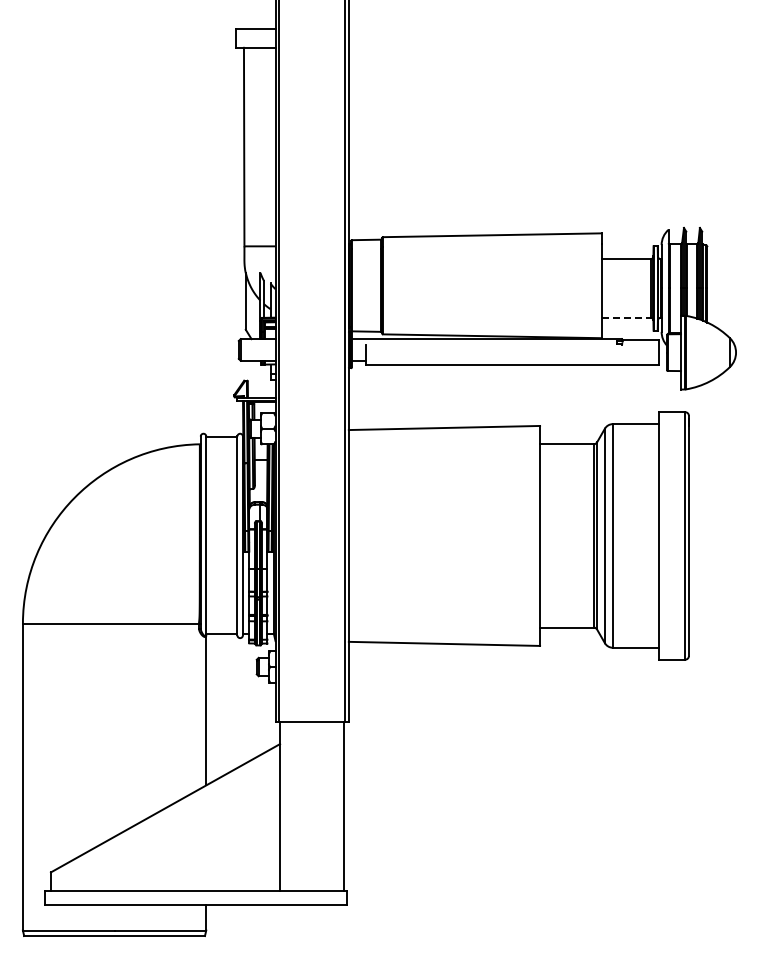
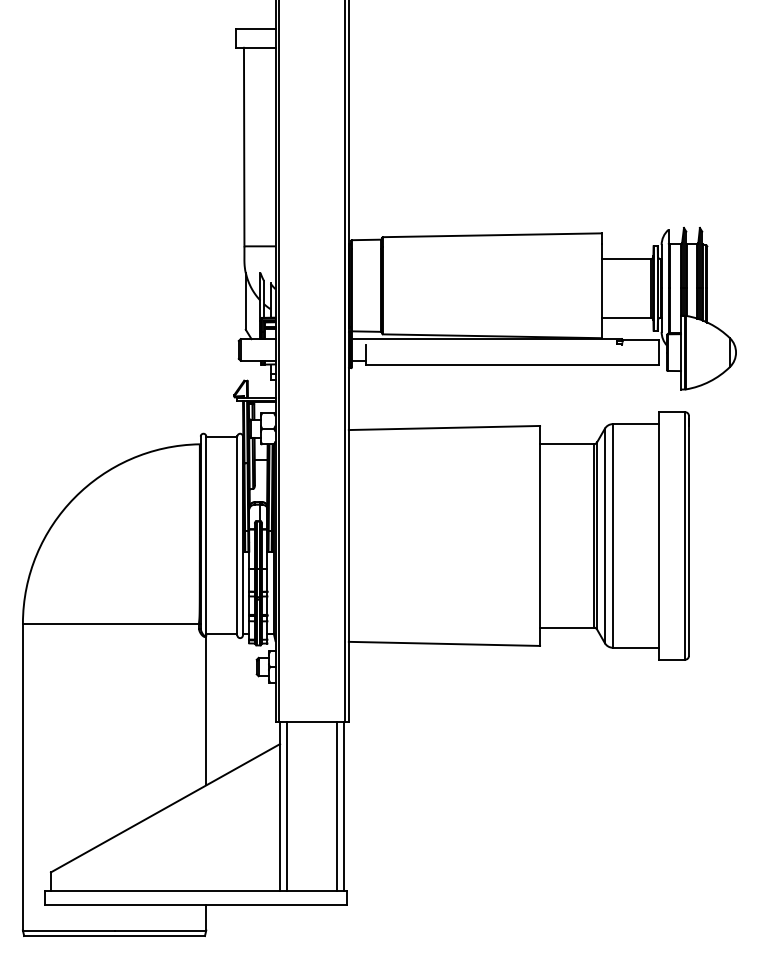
line: dashed -> solid (626, 317)
line: none -> present (287, 806)
line: none -> present (336, 806)
